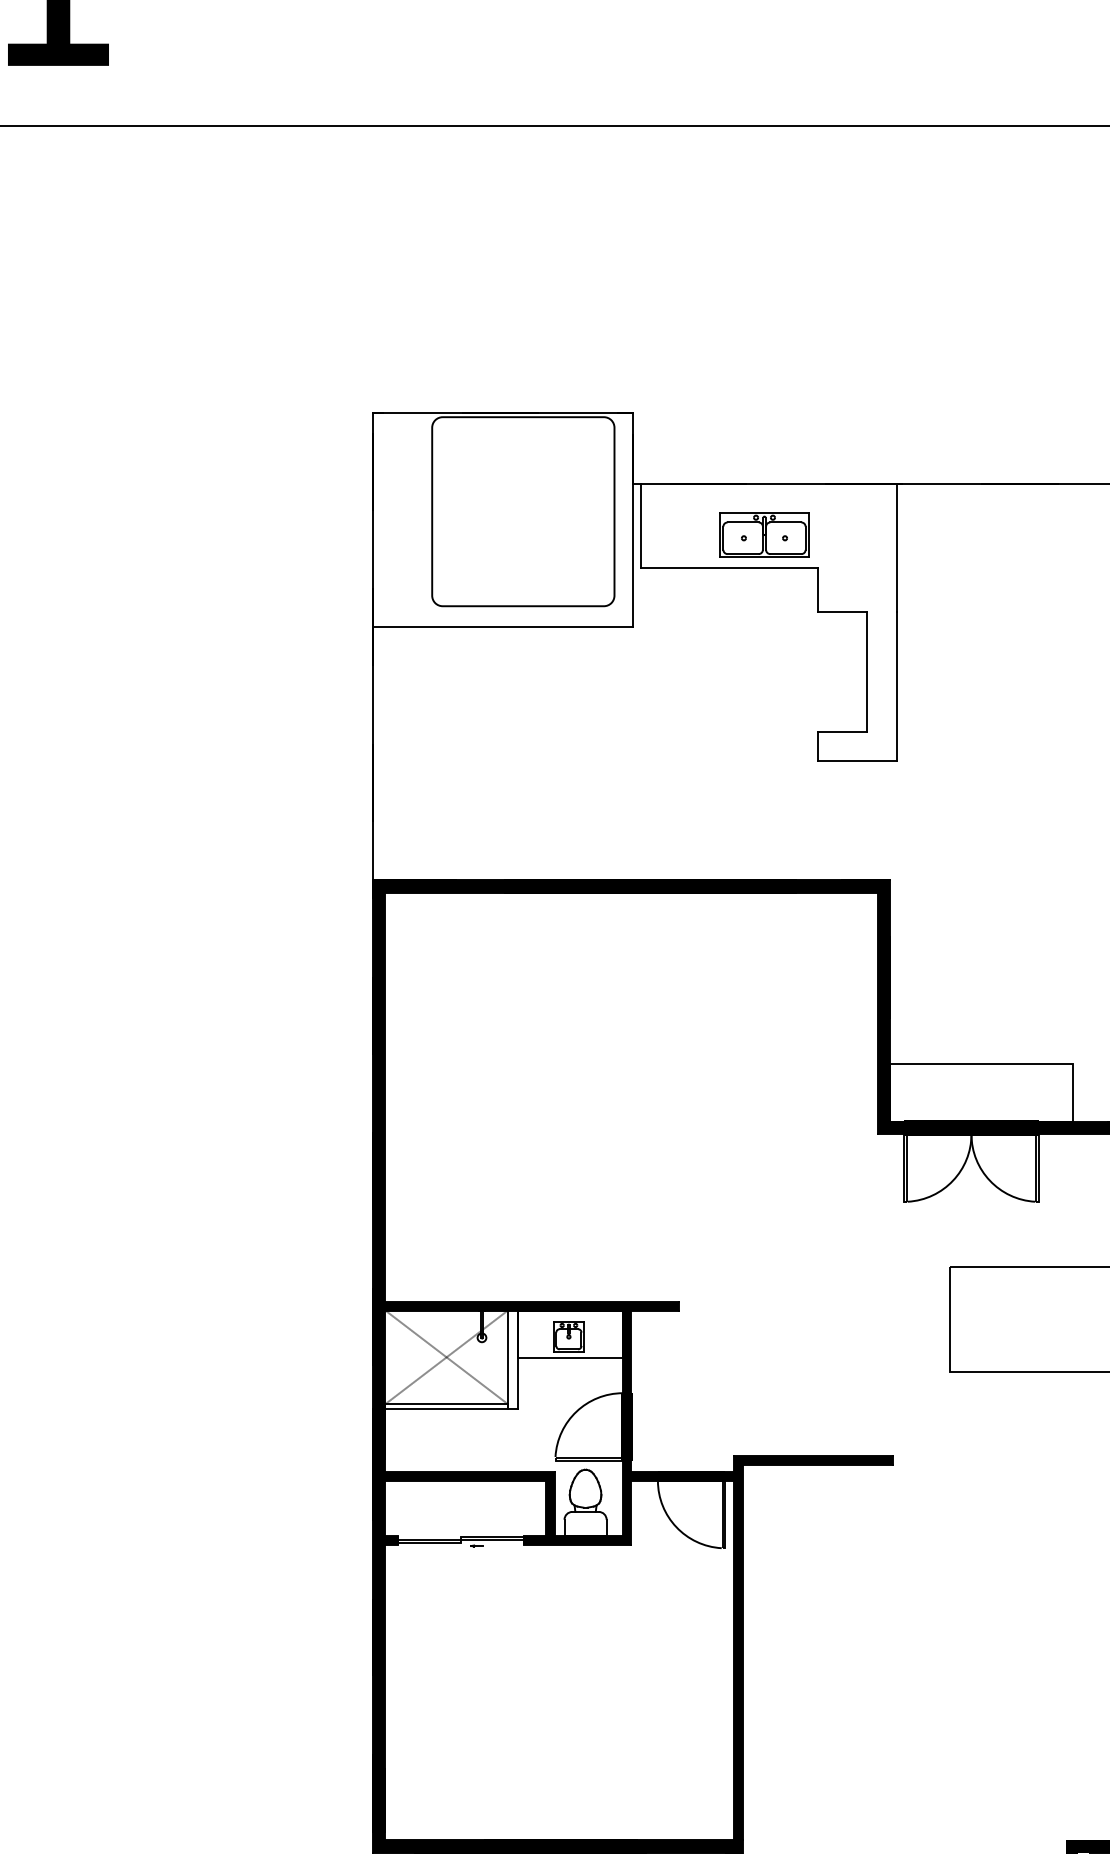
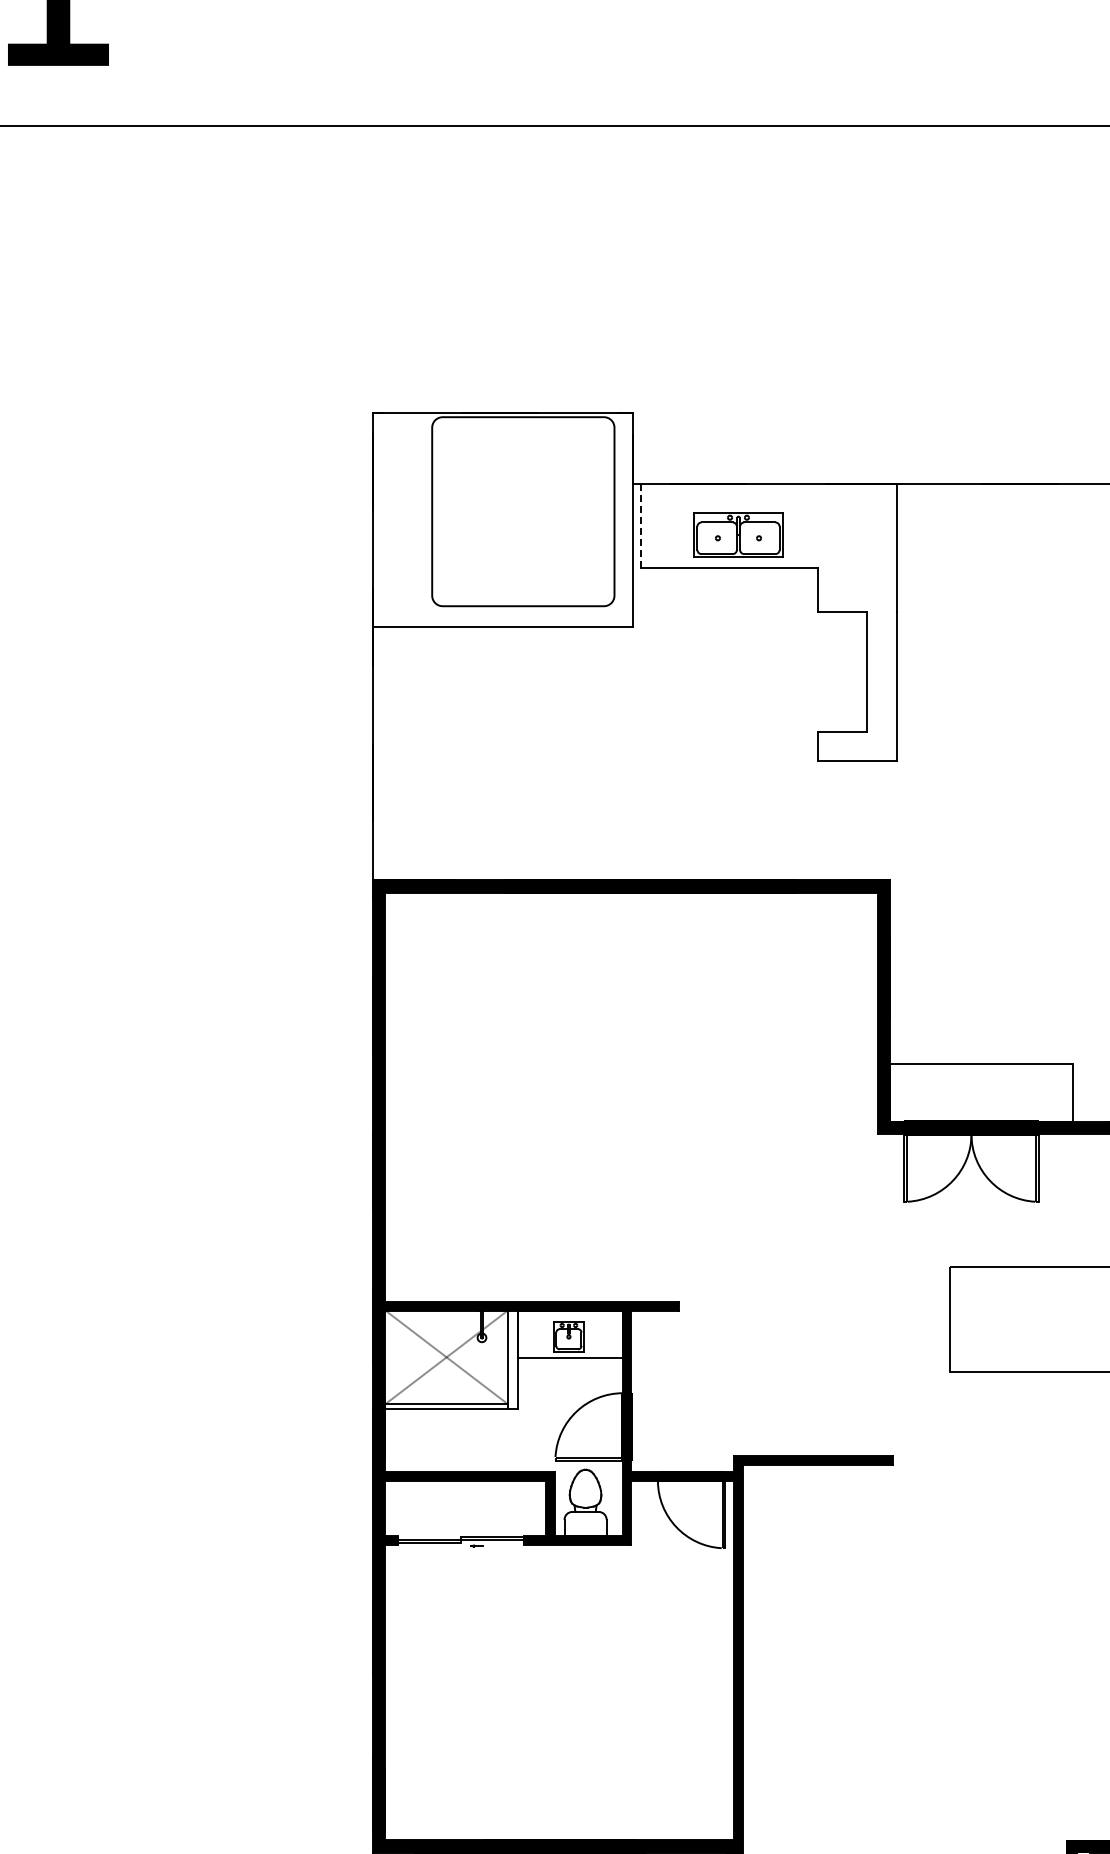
line: solid -> dashed (640, 526)
part position: (764, 534) -> (738, 534) (738, 534)
